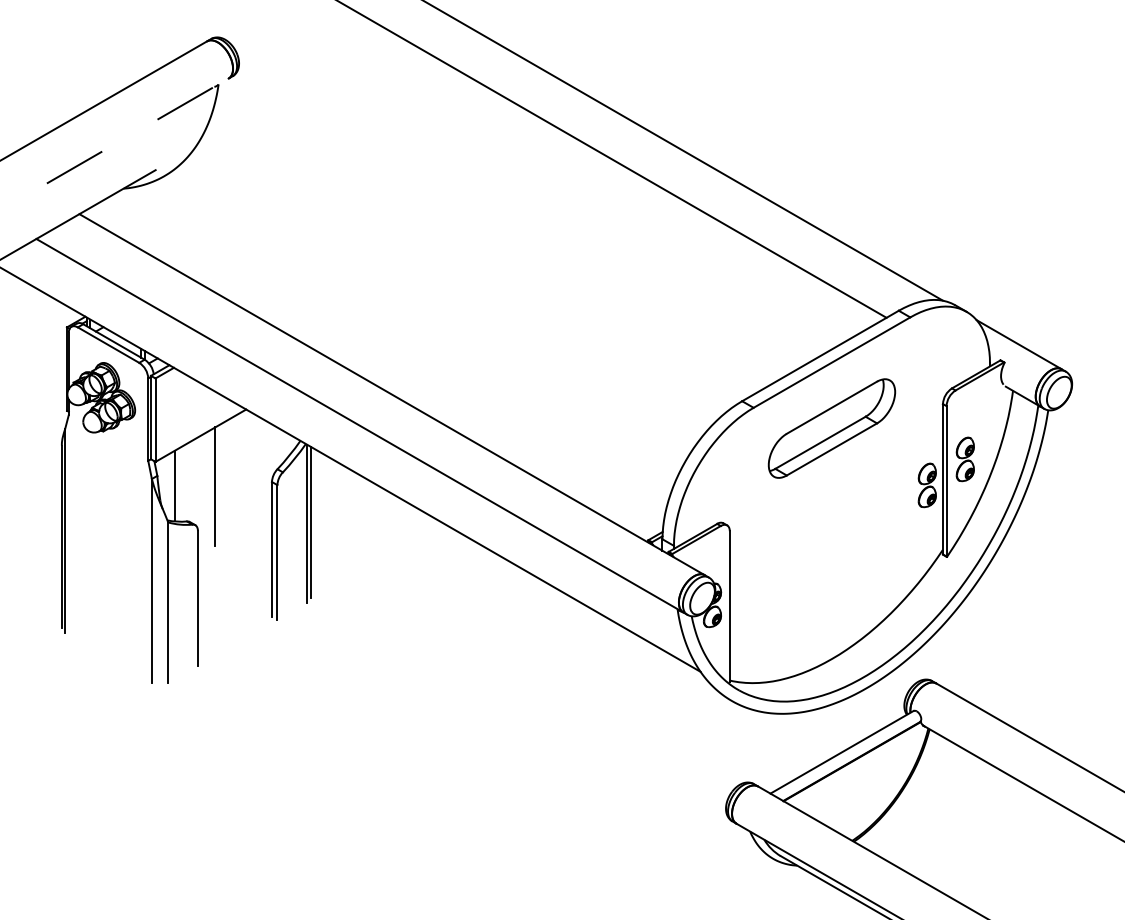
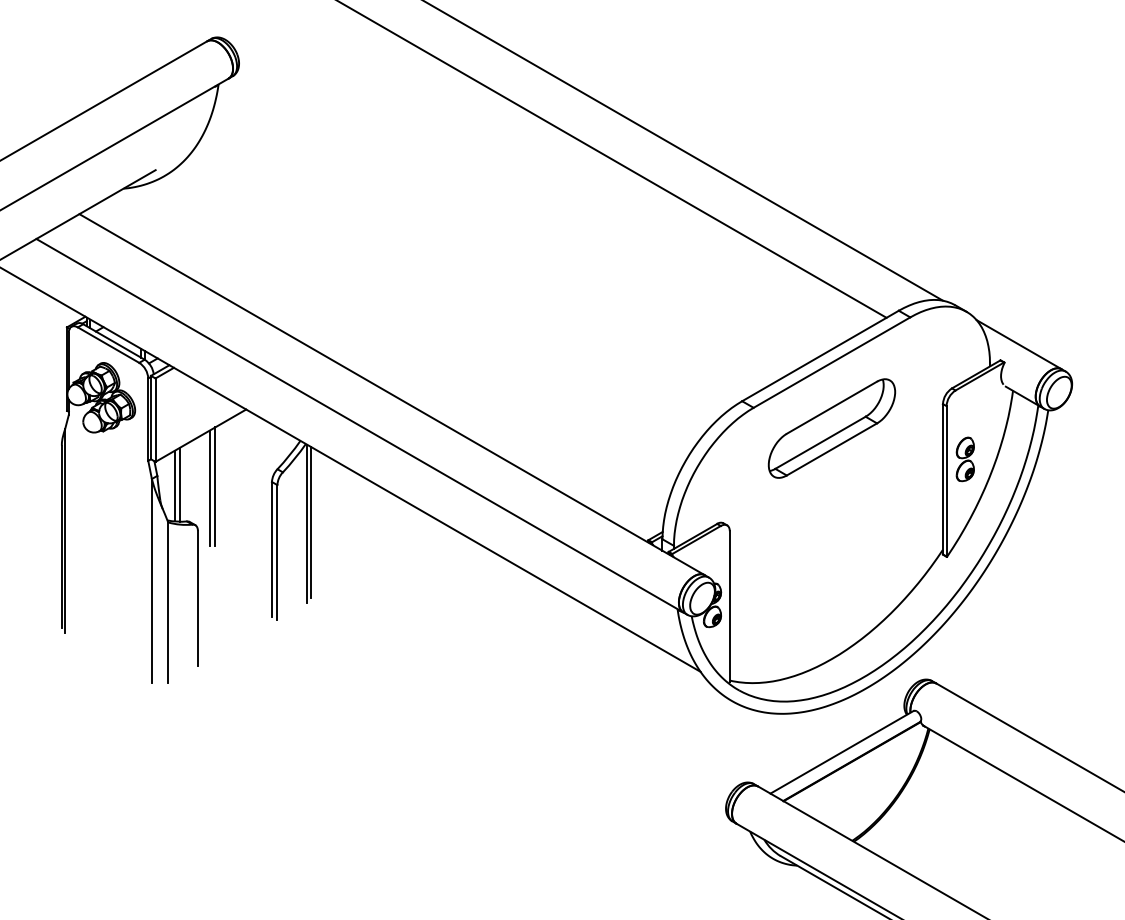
line: dashed -> solid (114, 144)
line: none -> present (179, 484)
part: present -> none (926, 485)
line: none -> present (209, 488)
